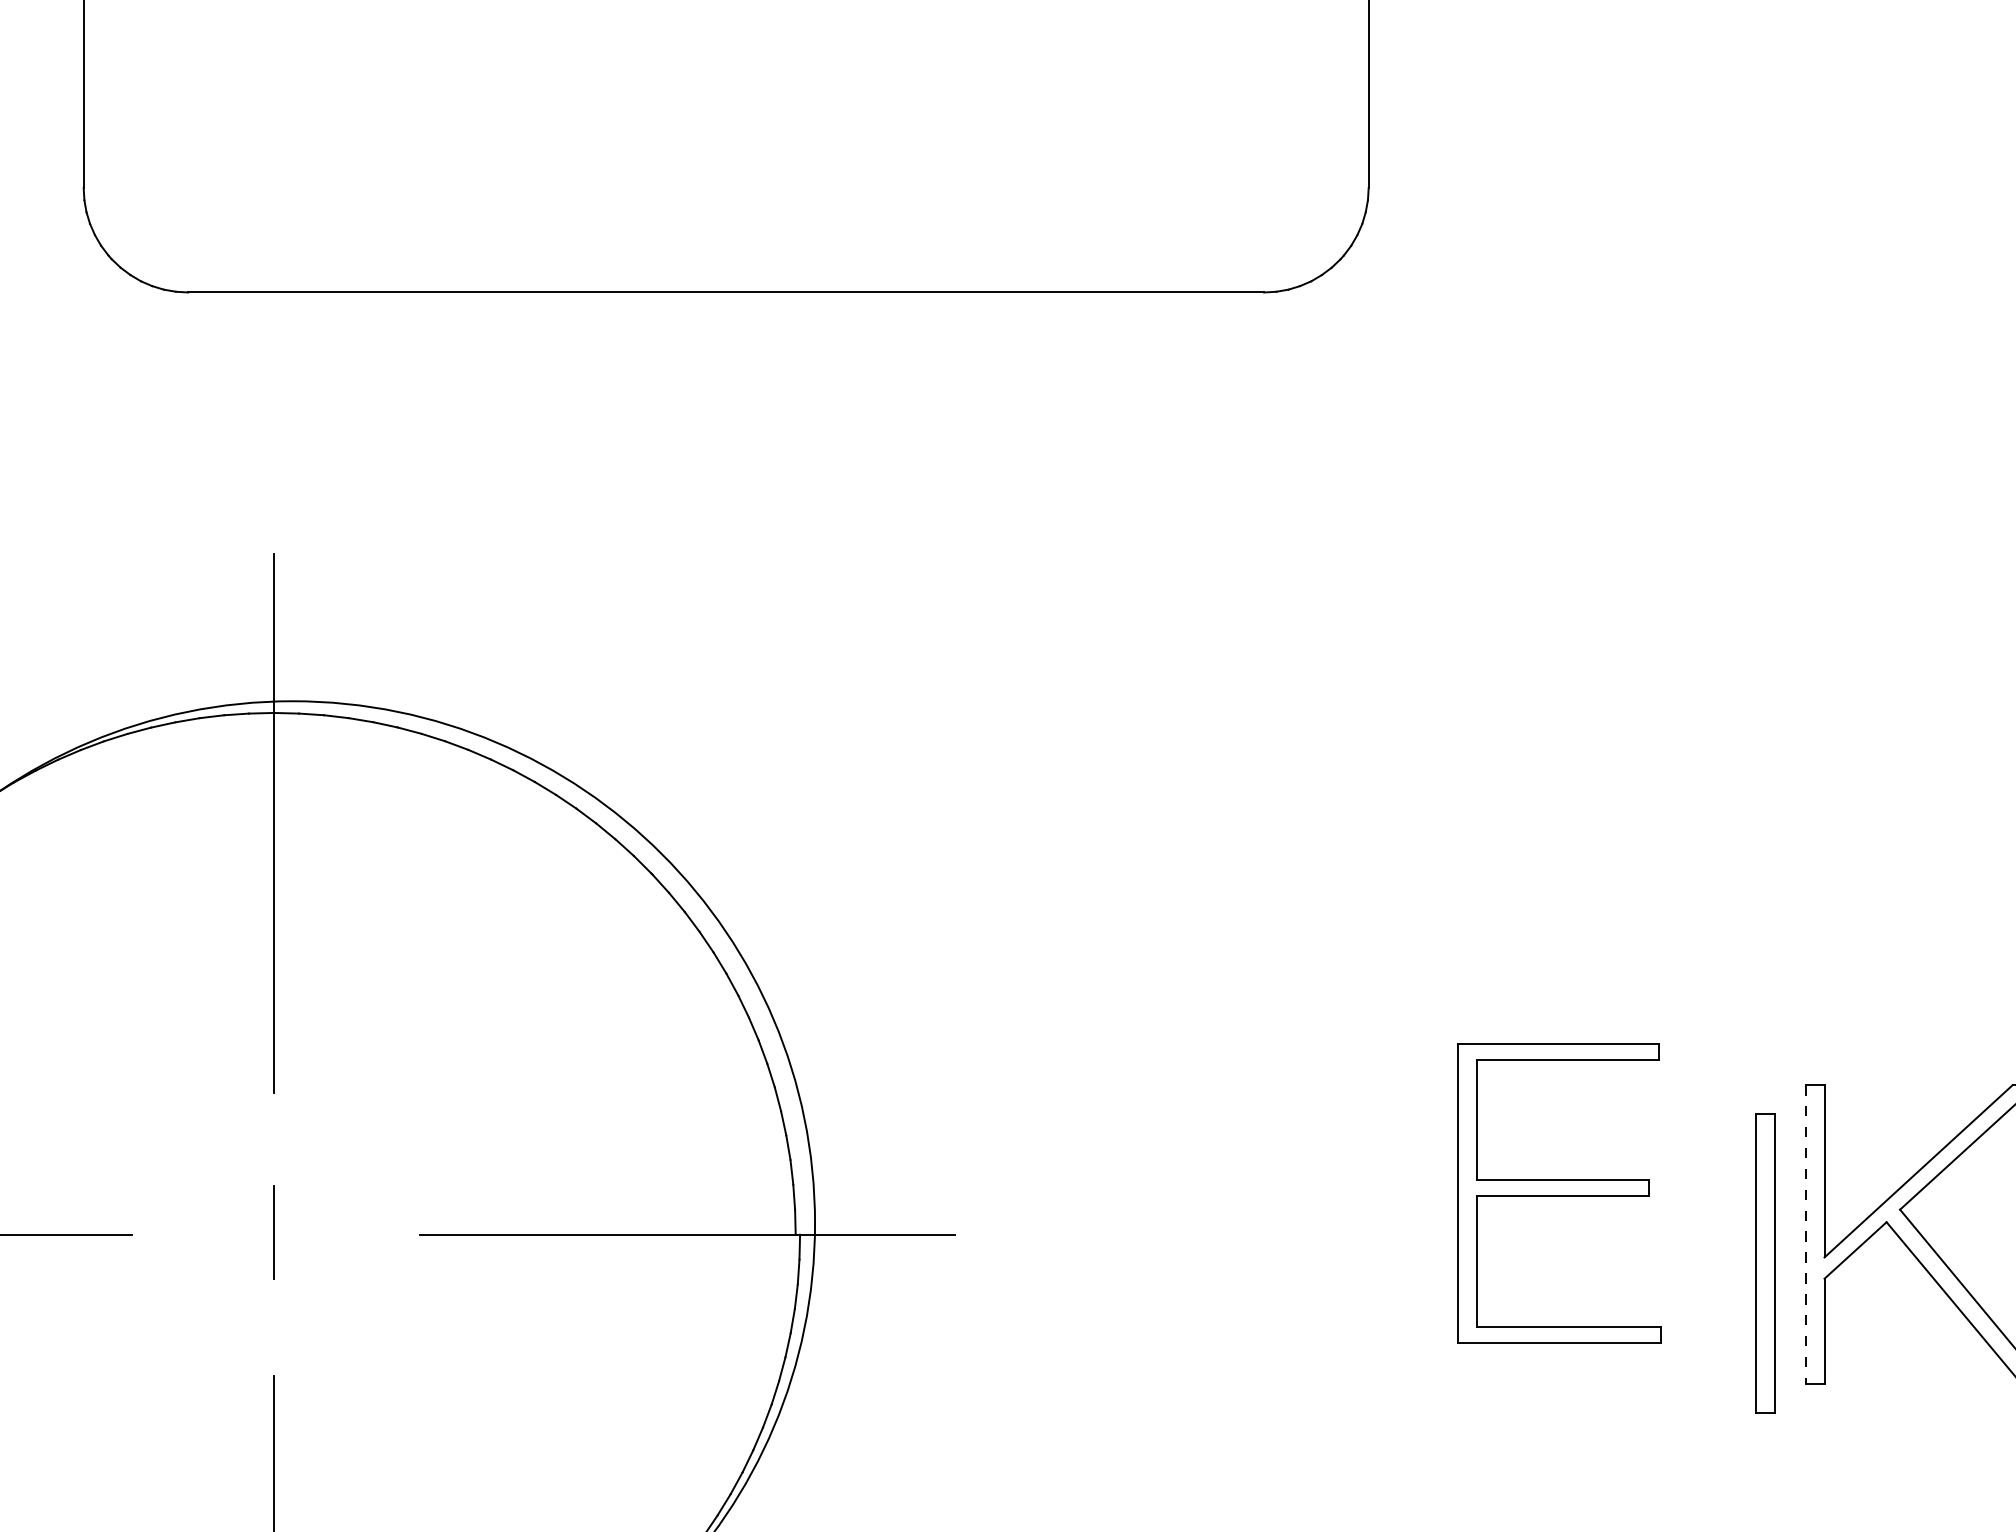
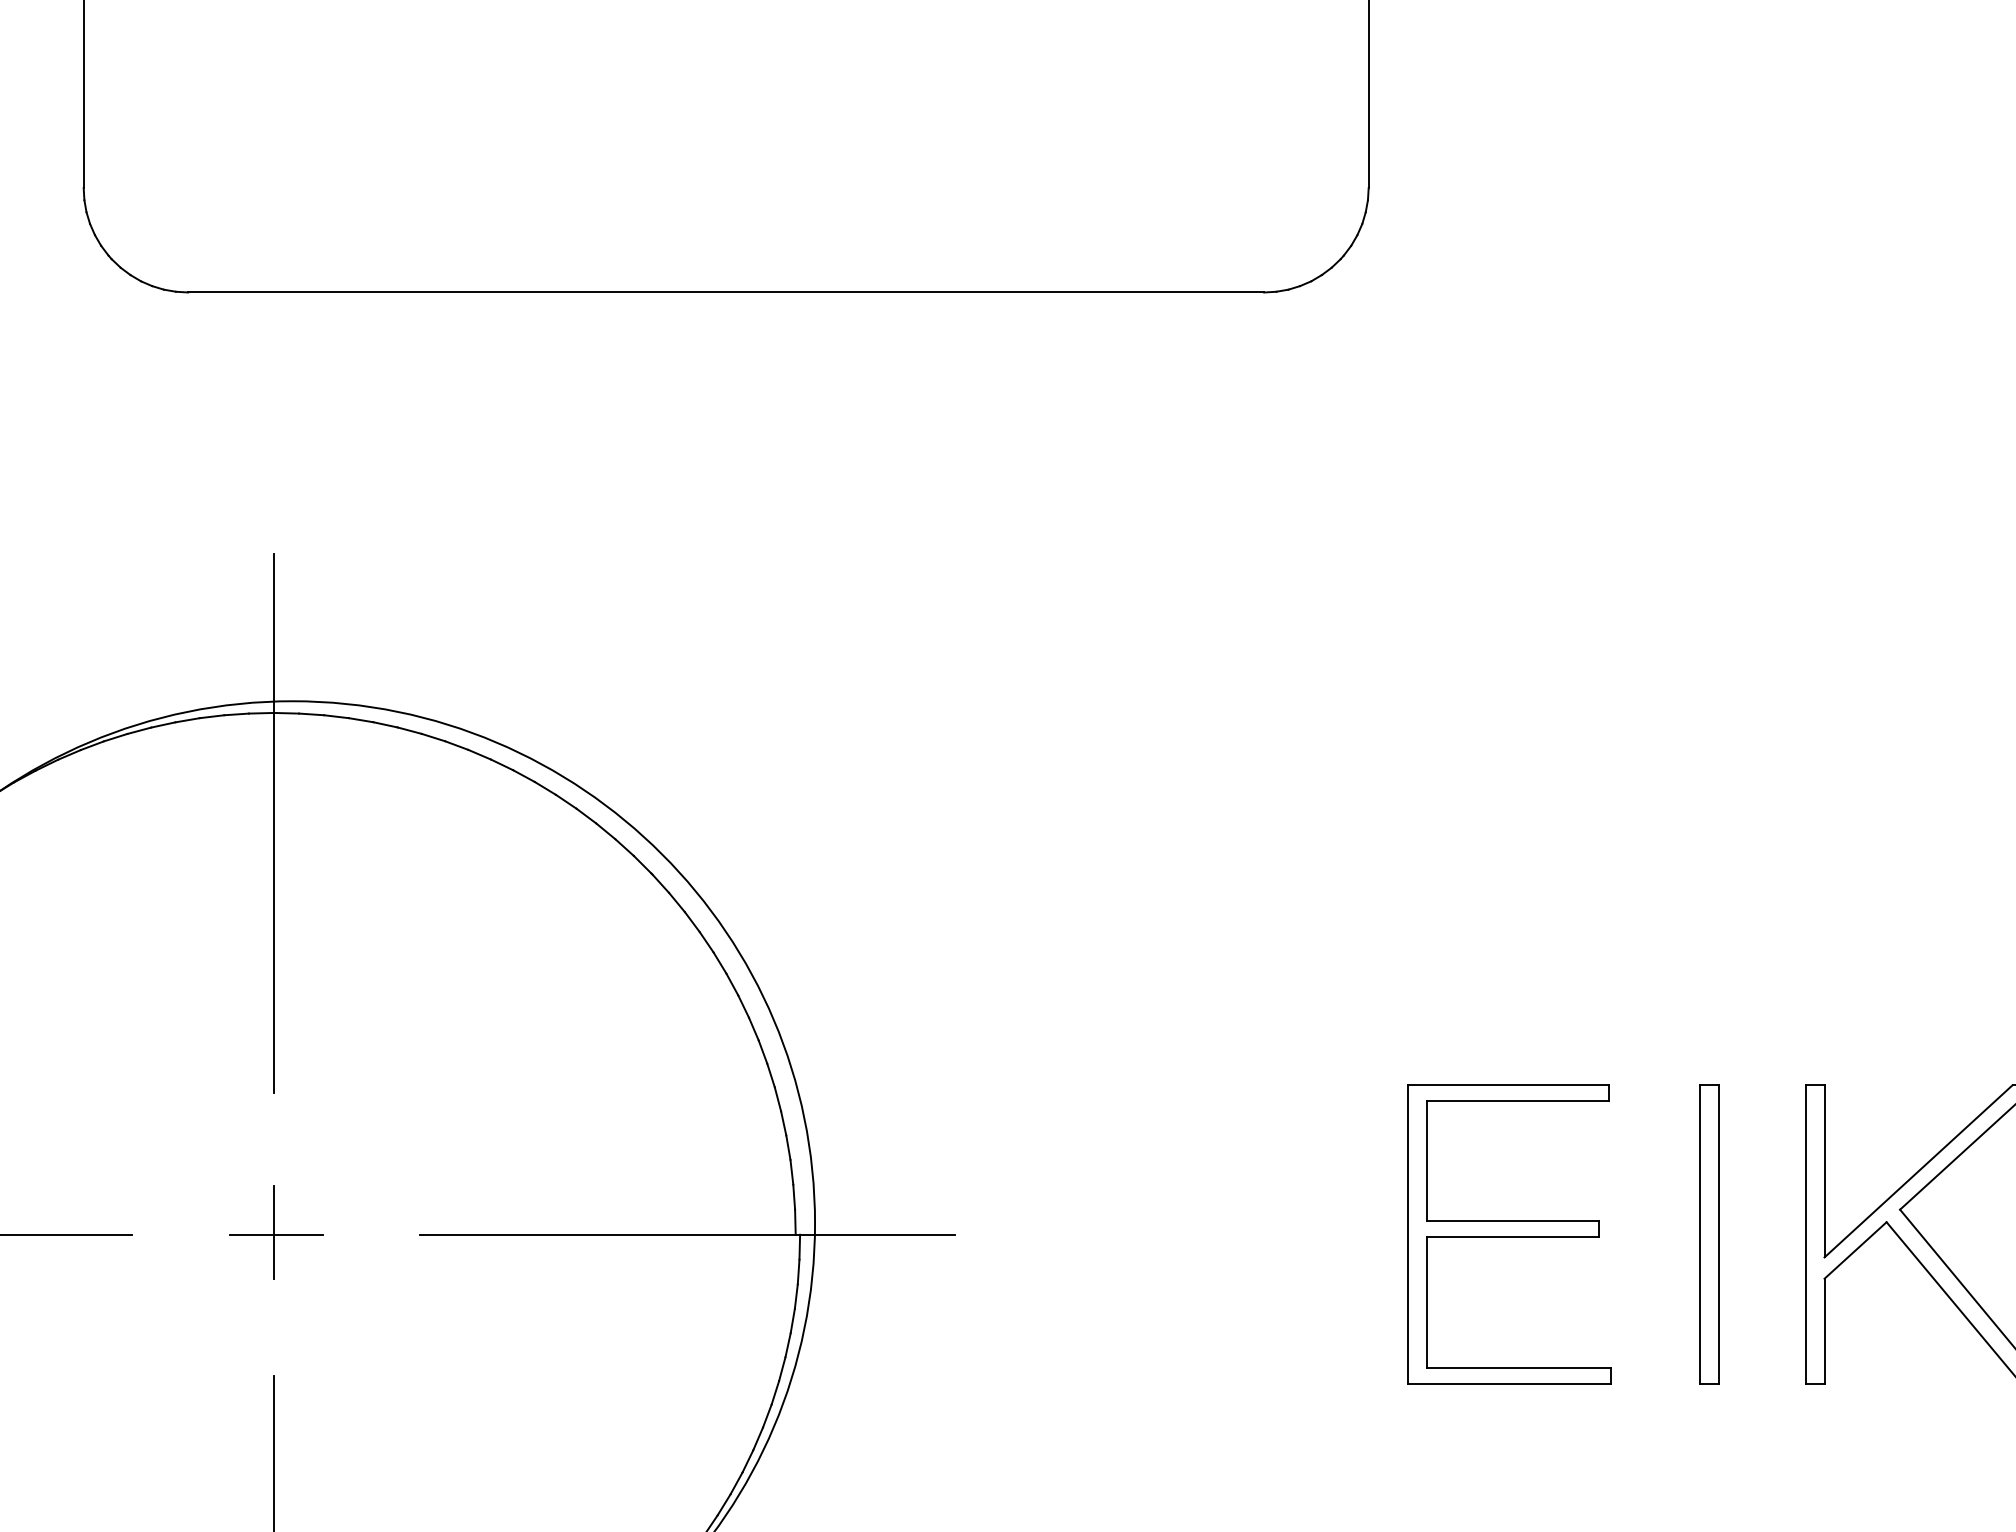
part position: (1559, 1193) -> (1509, 1234) (1509, 1234)
line: none -> present (275, 1234)
line: dashed -> solid (1806, 1234)
part position: (1765, 1263) -> (1709, 1234) (1709, 1234)
